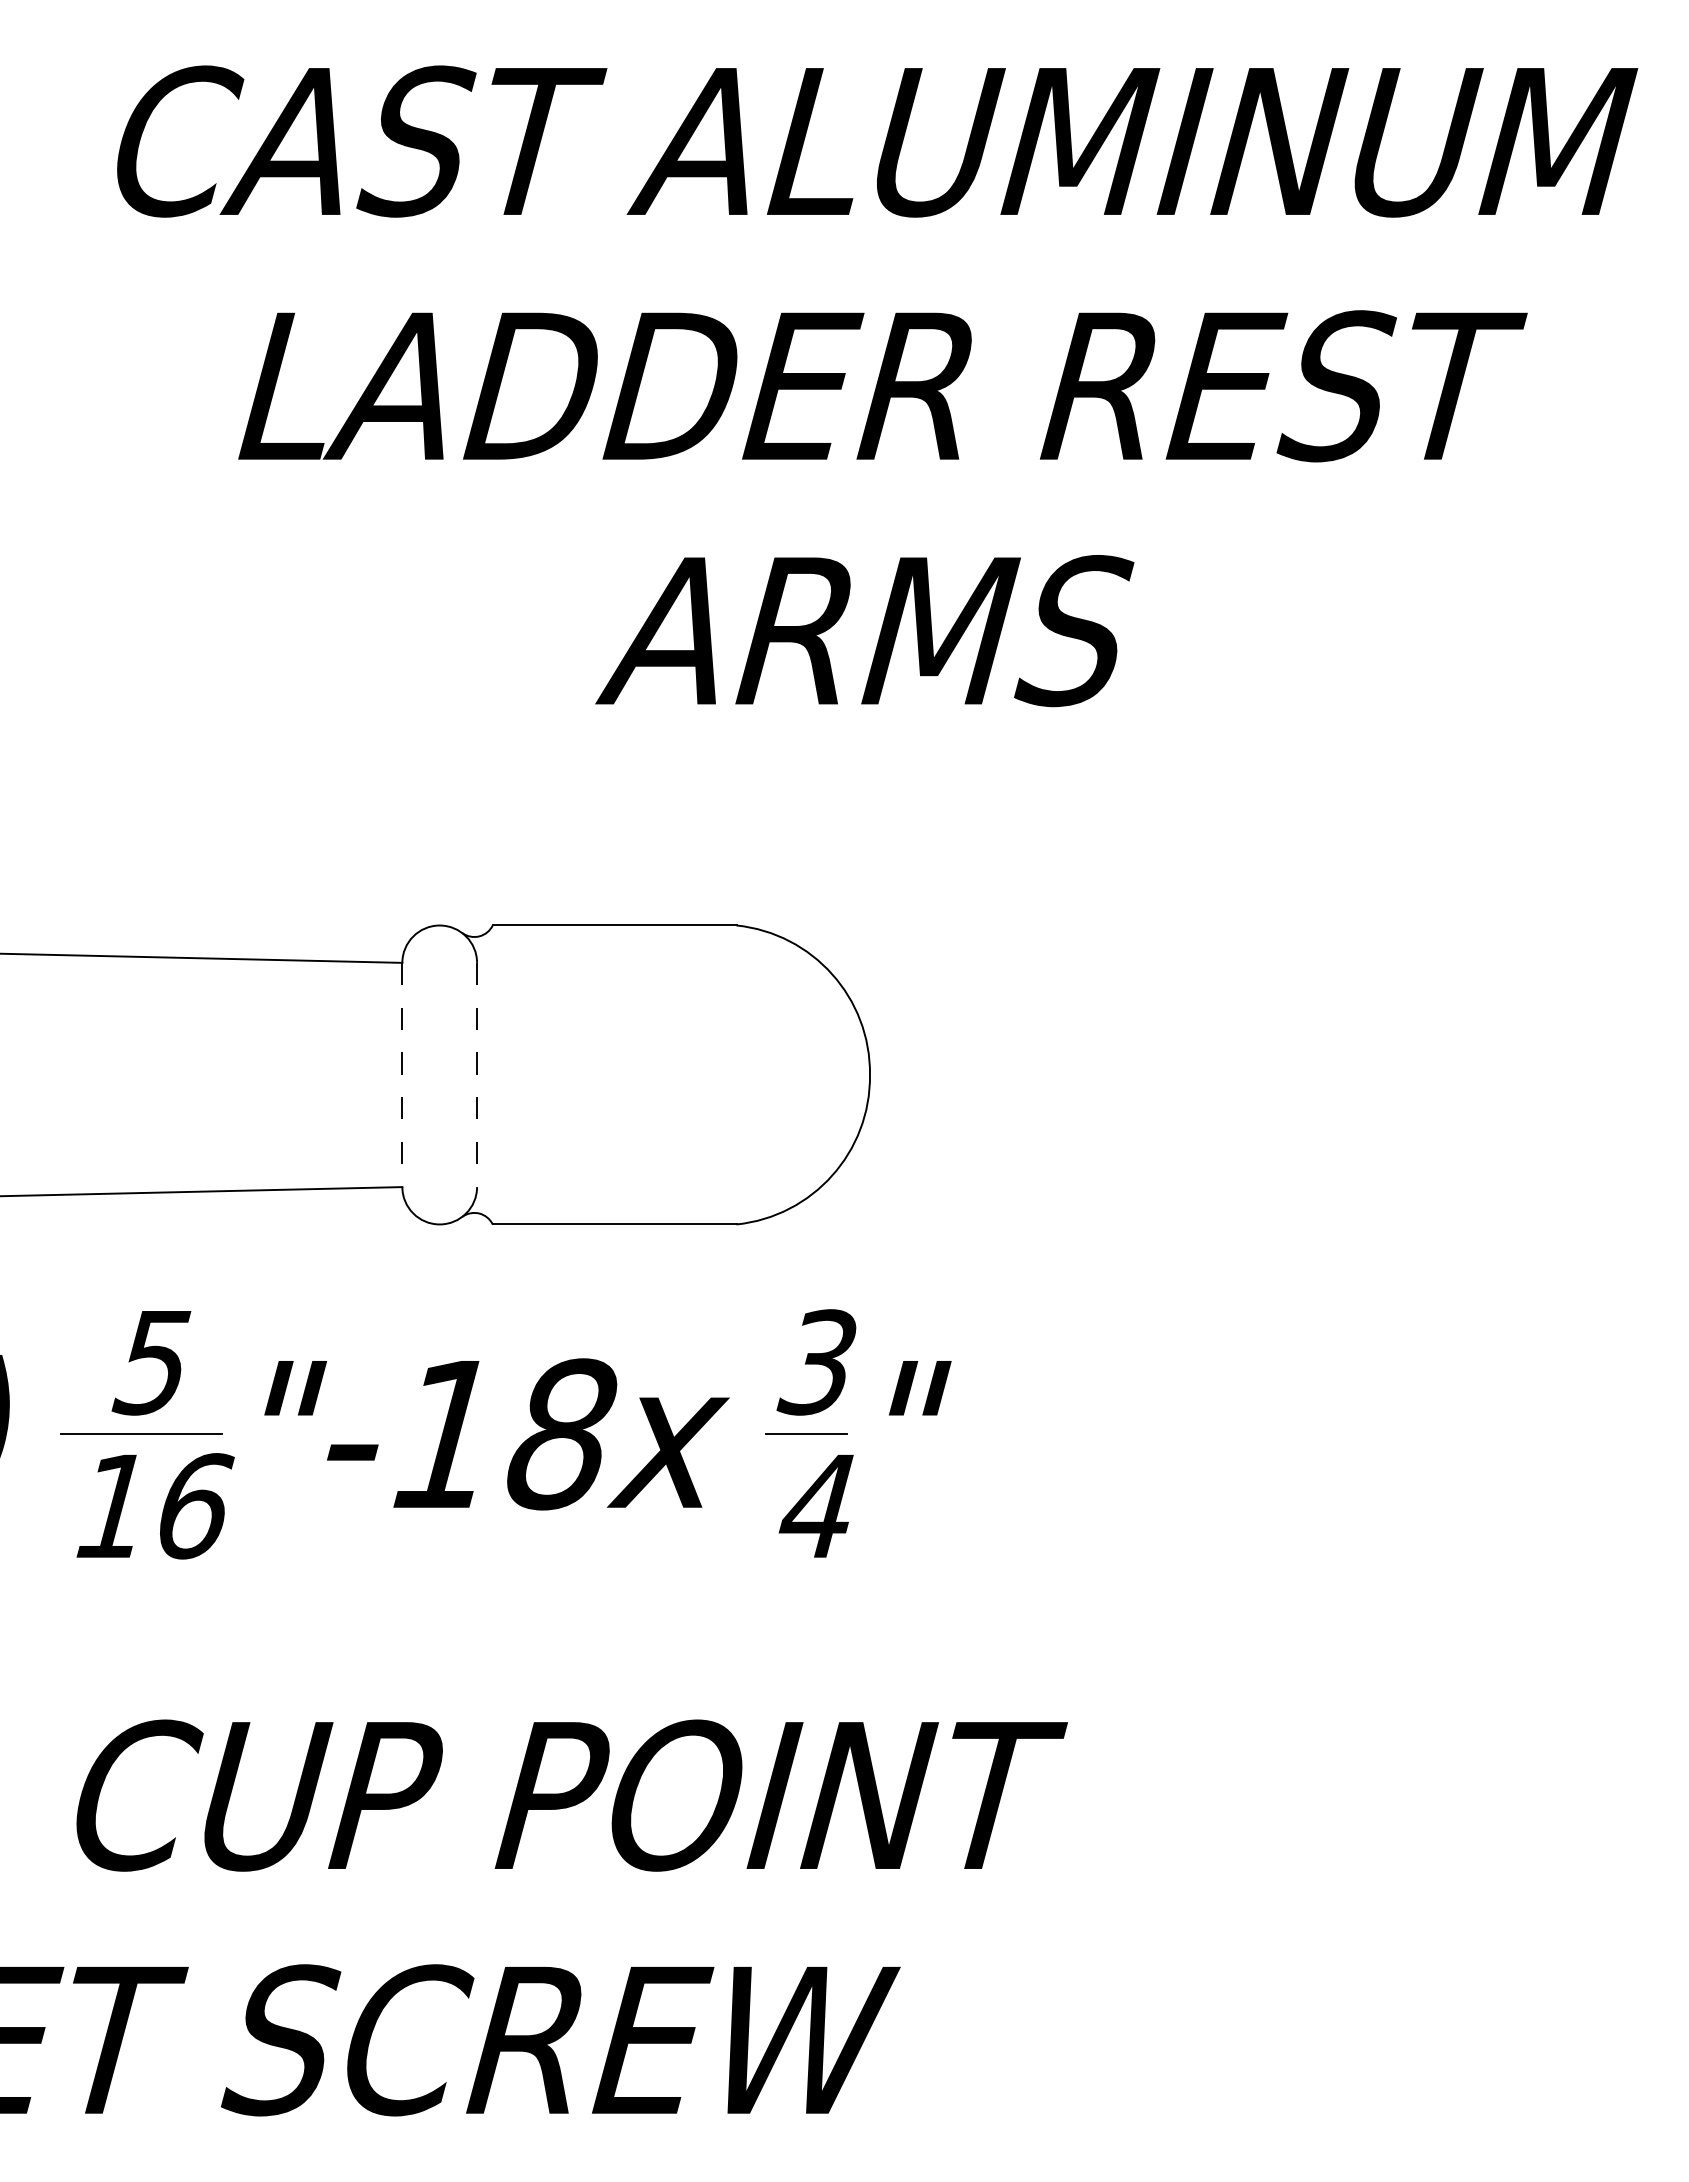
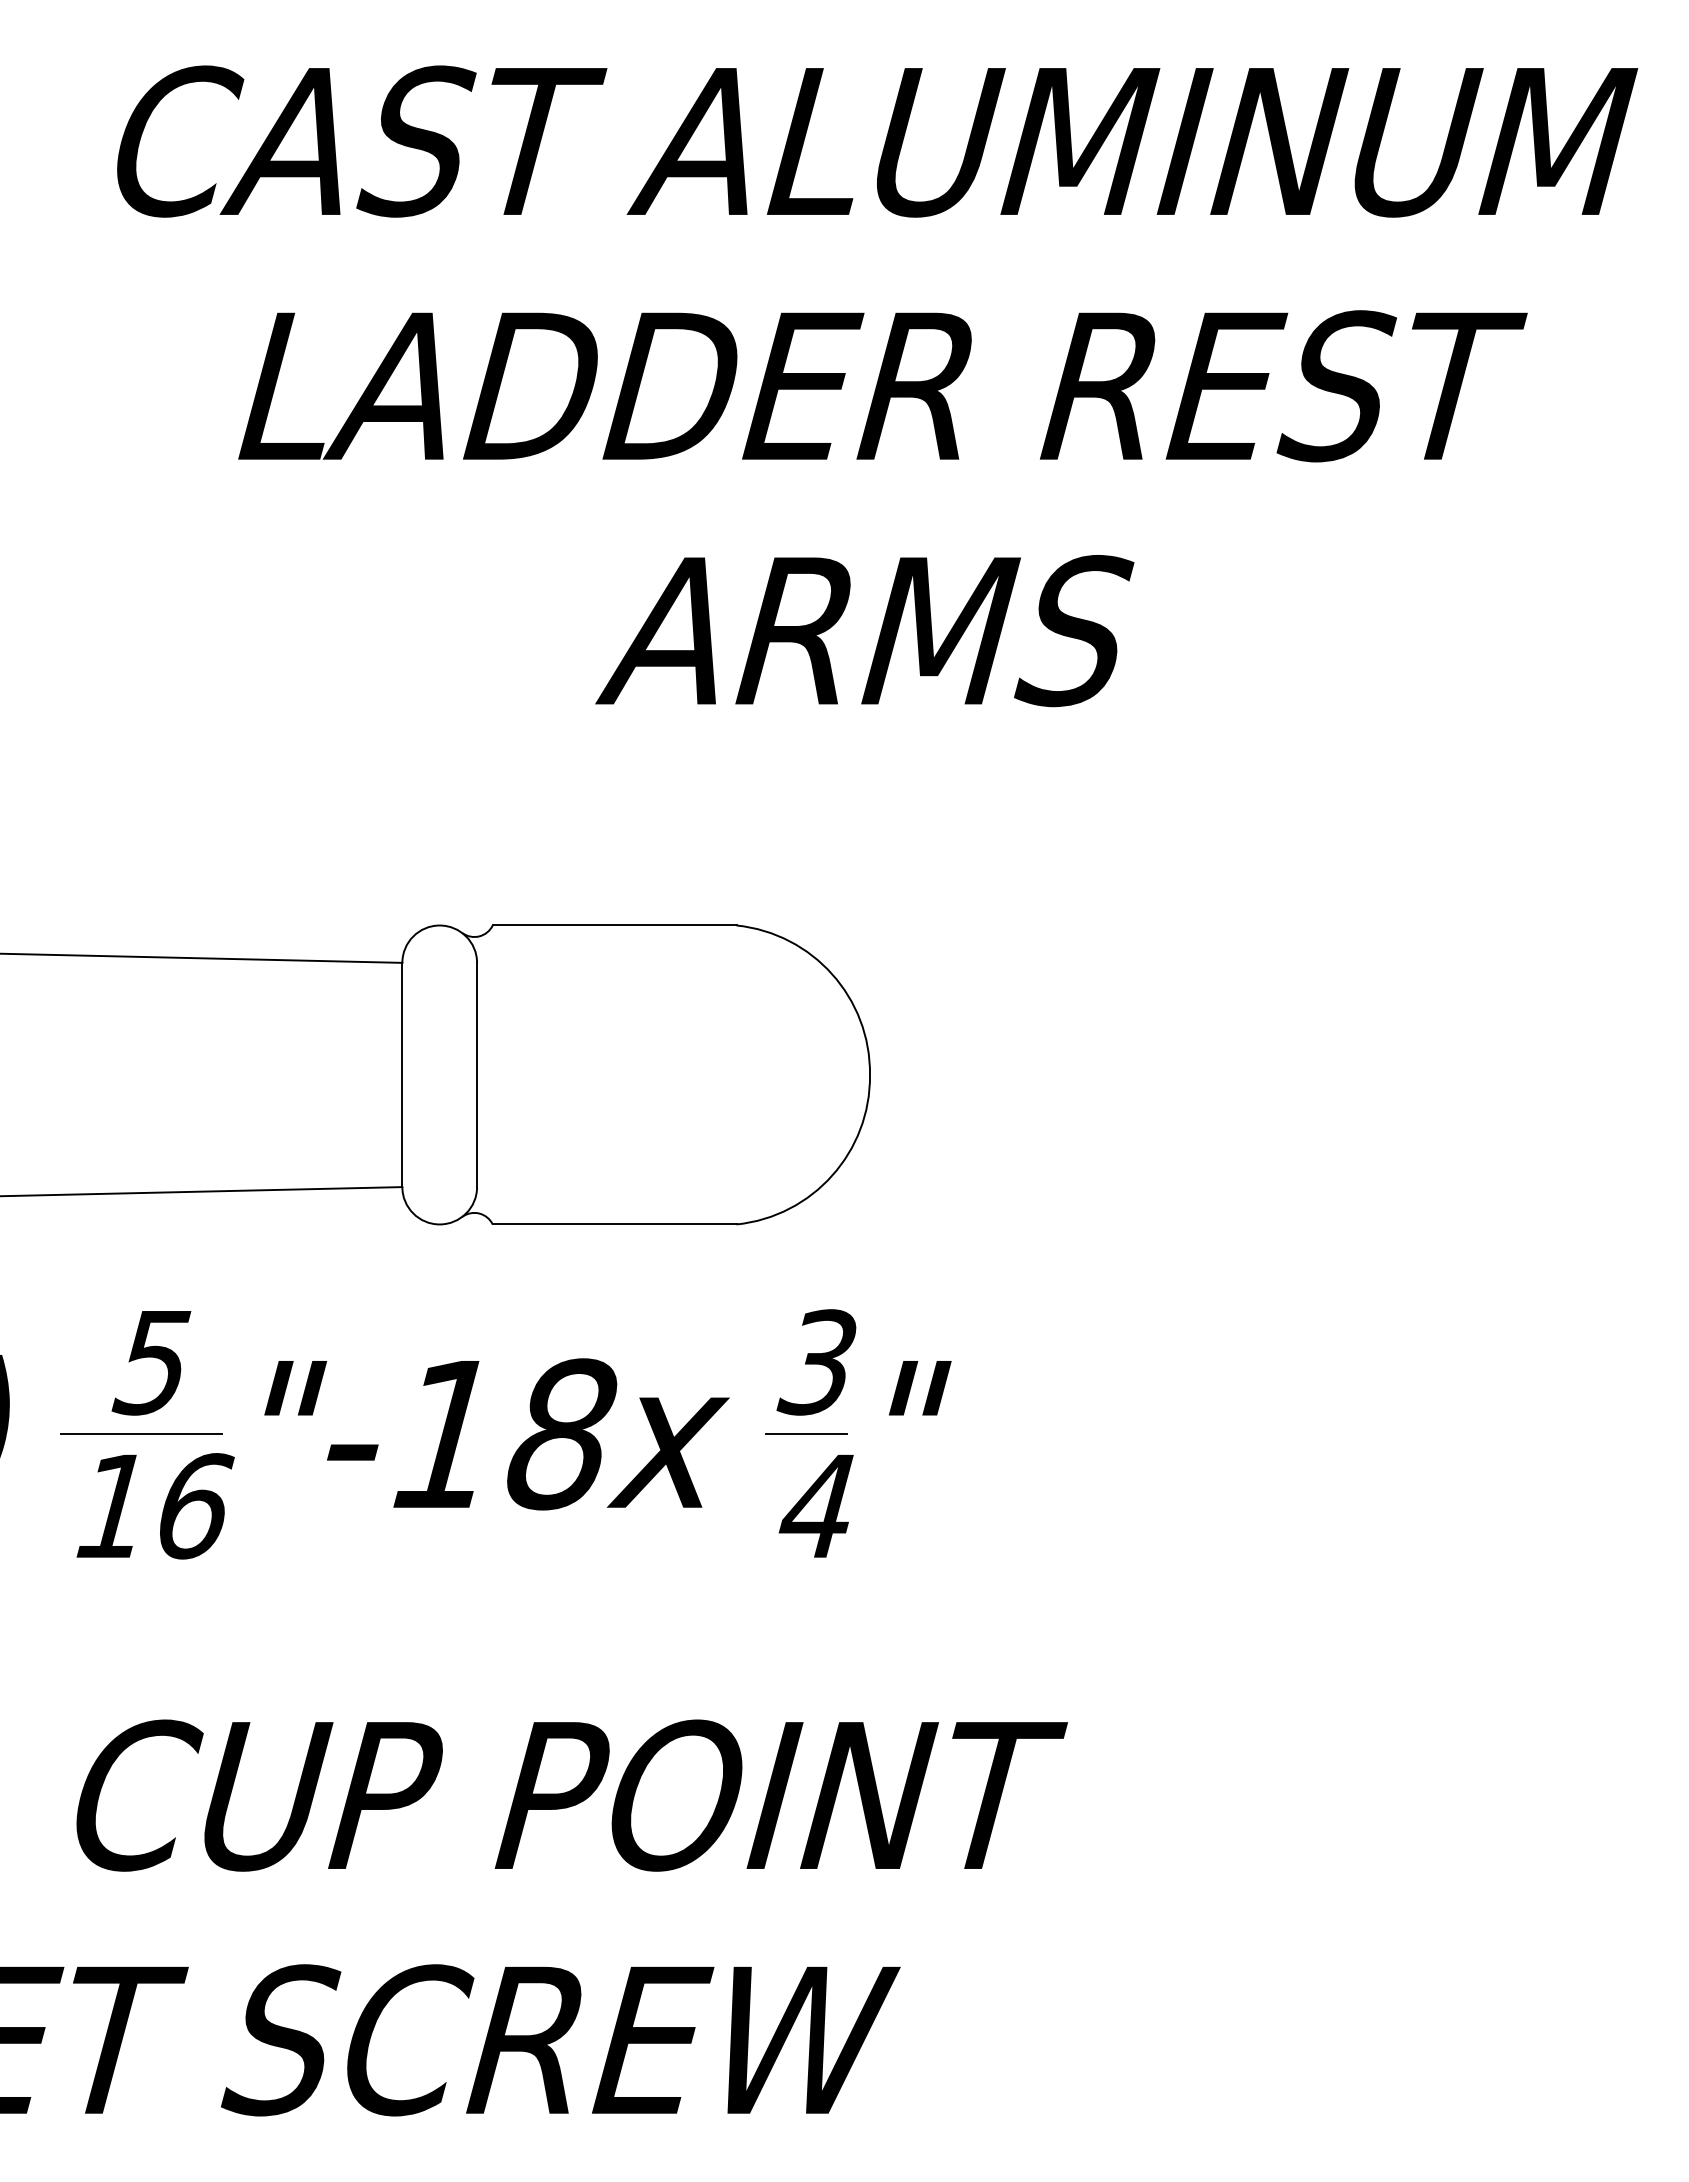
line: dashed -> solid (402, 1075)
line: dashed -> solid (477, 1075)
